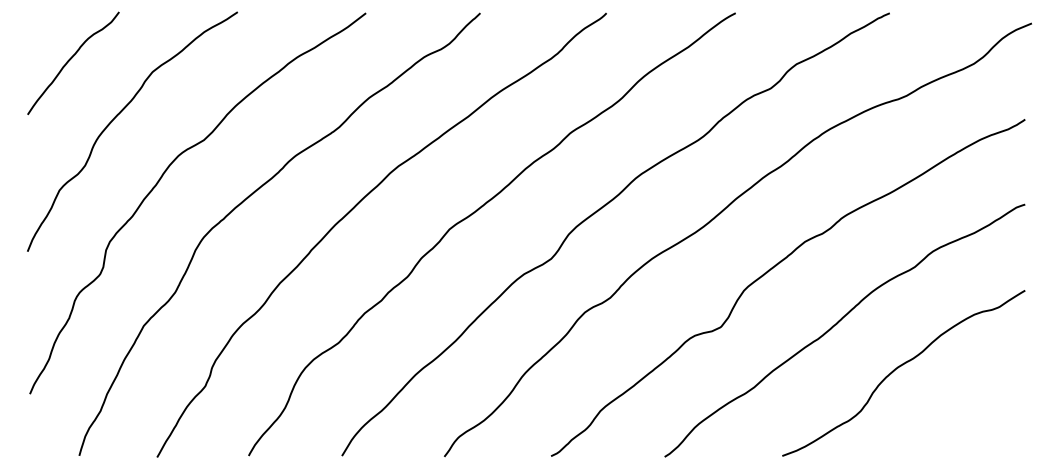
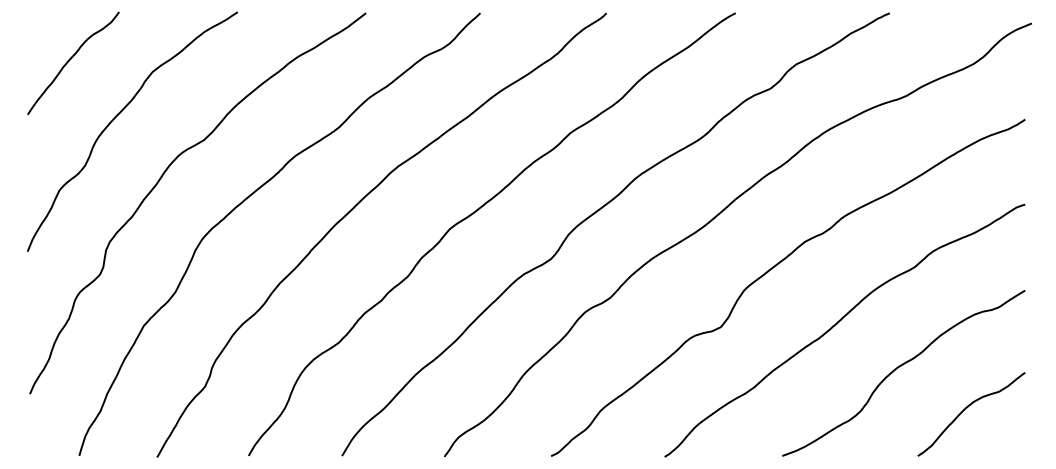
curve: none -> present (967, 408)
